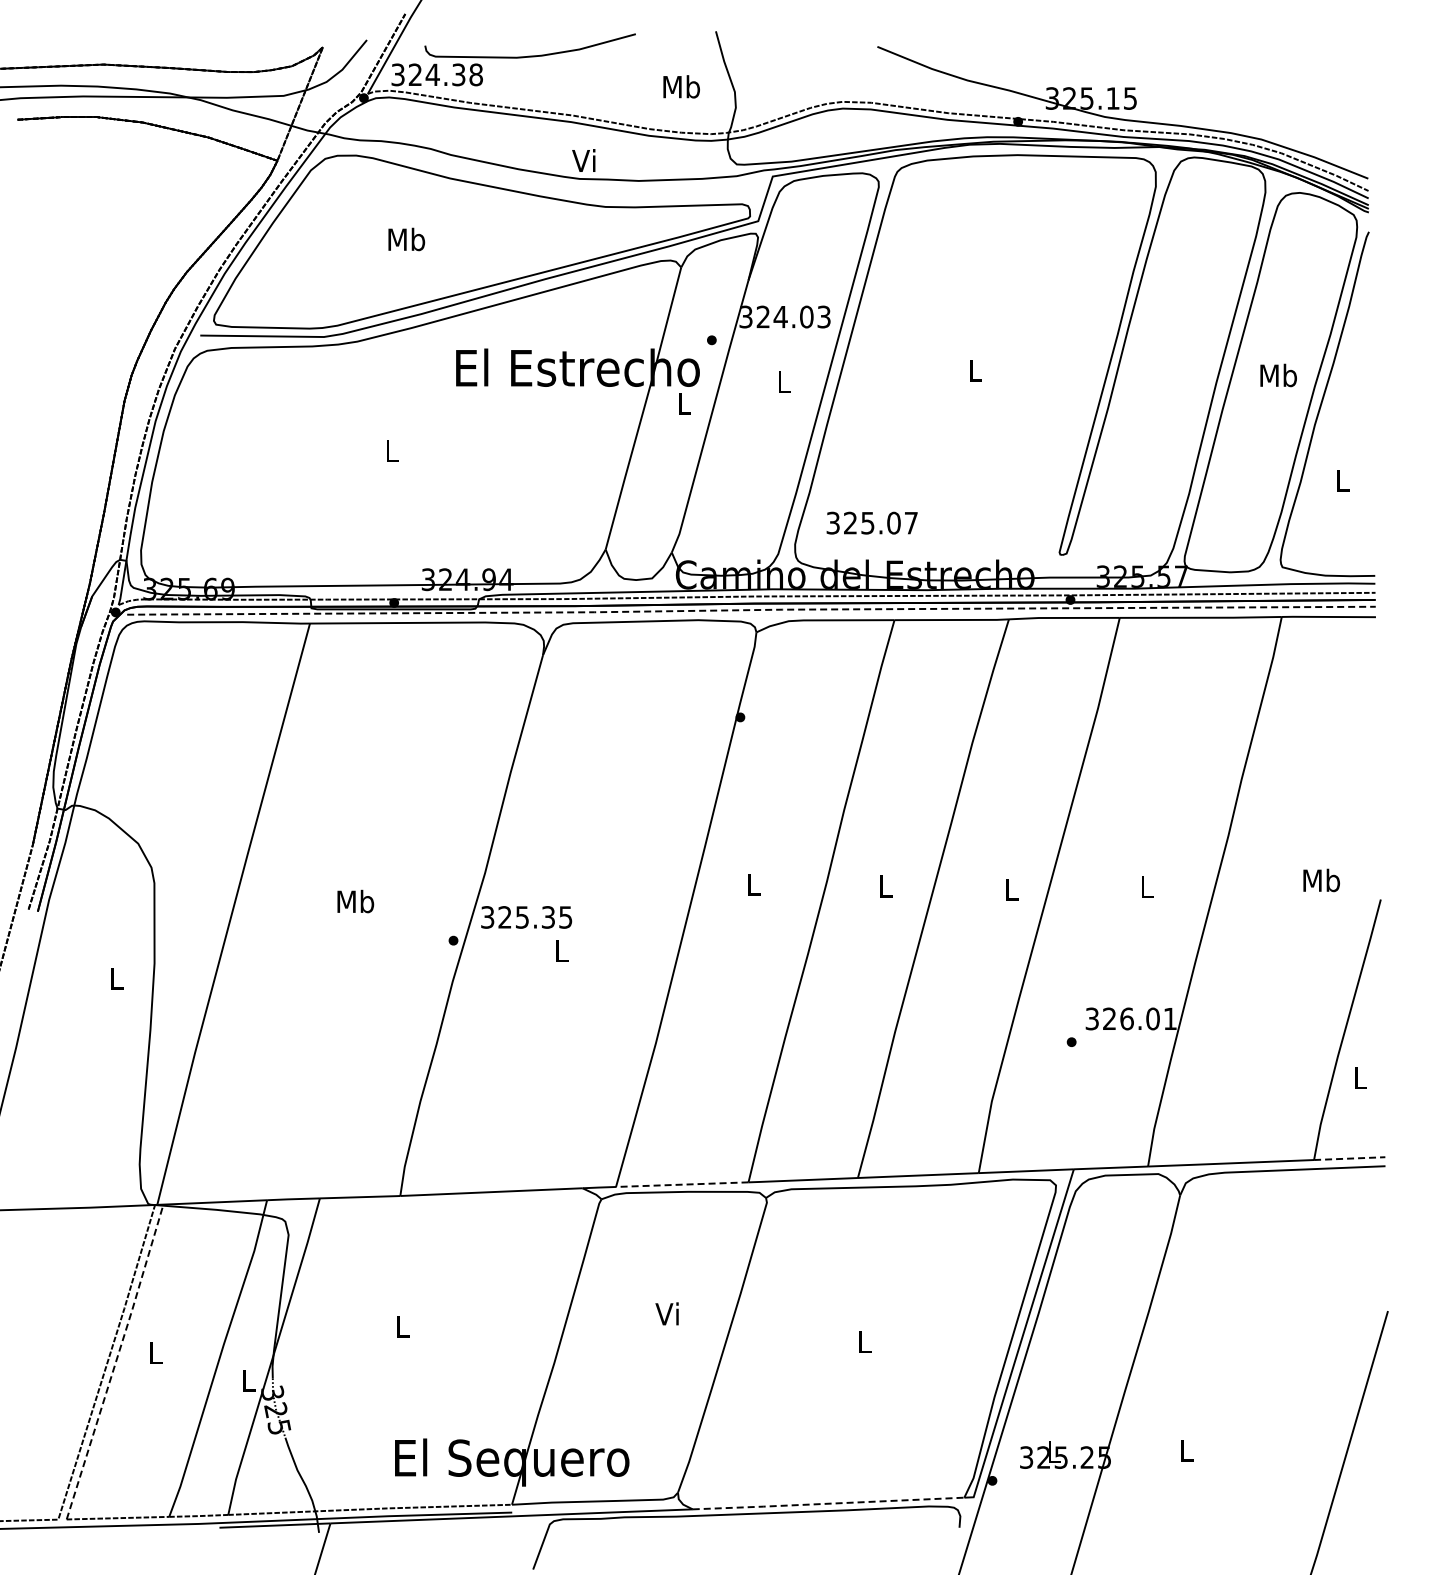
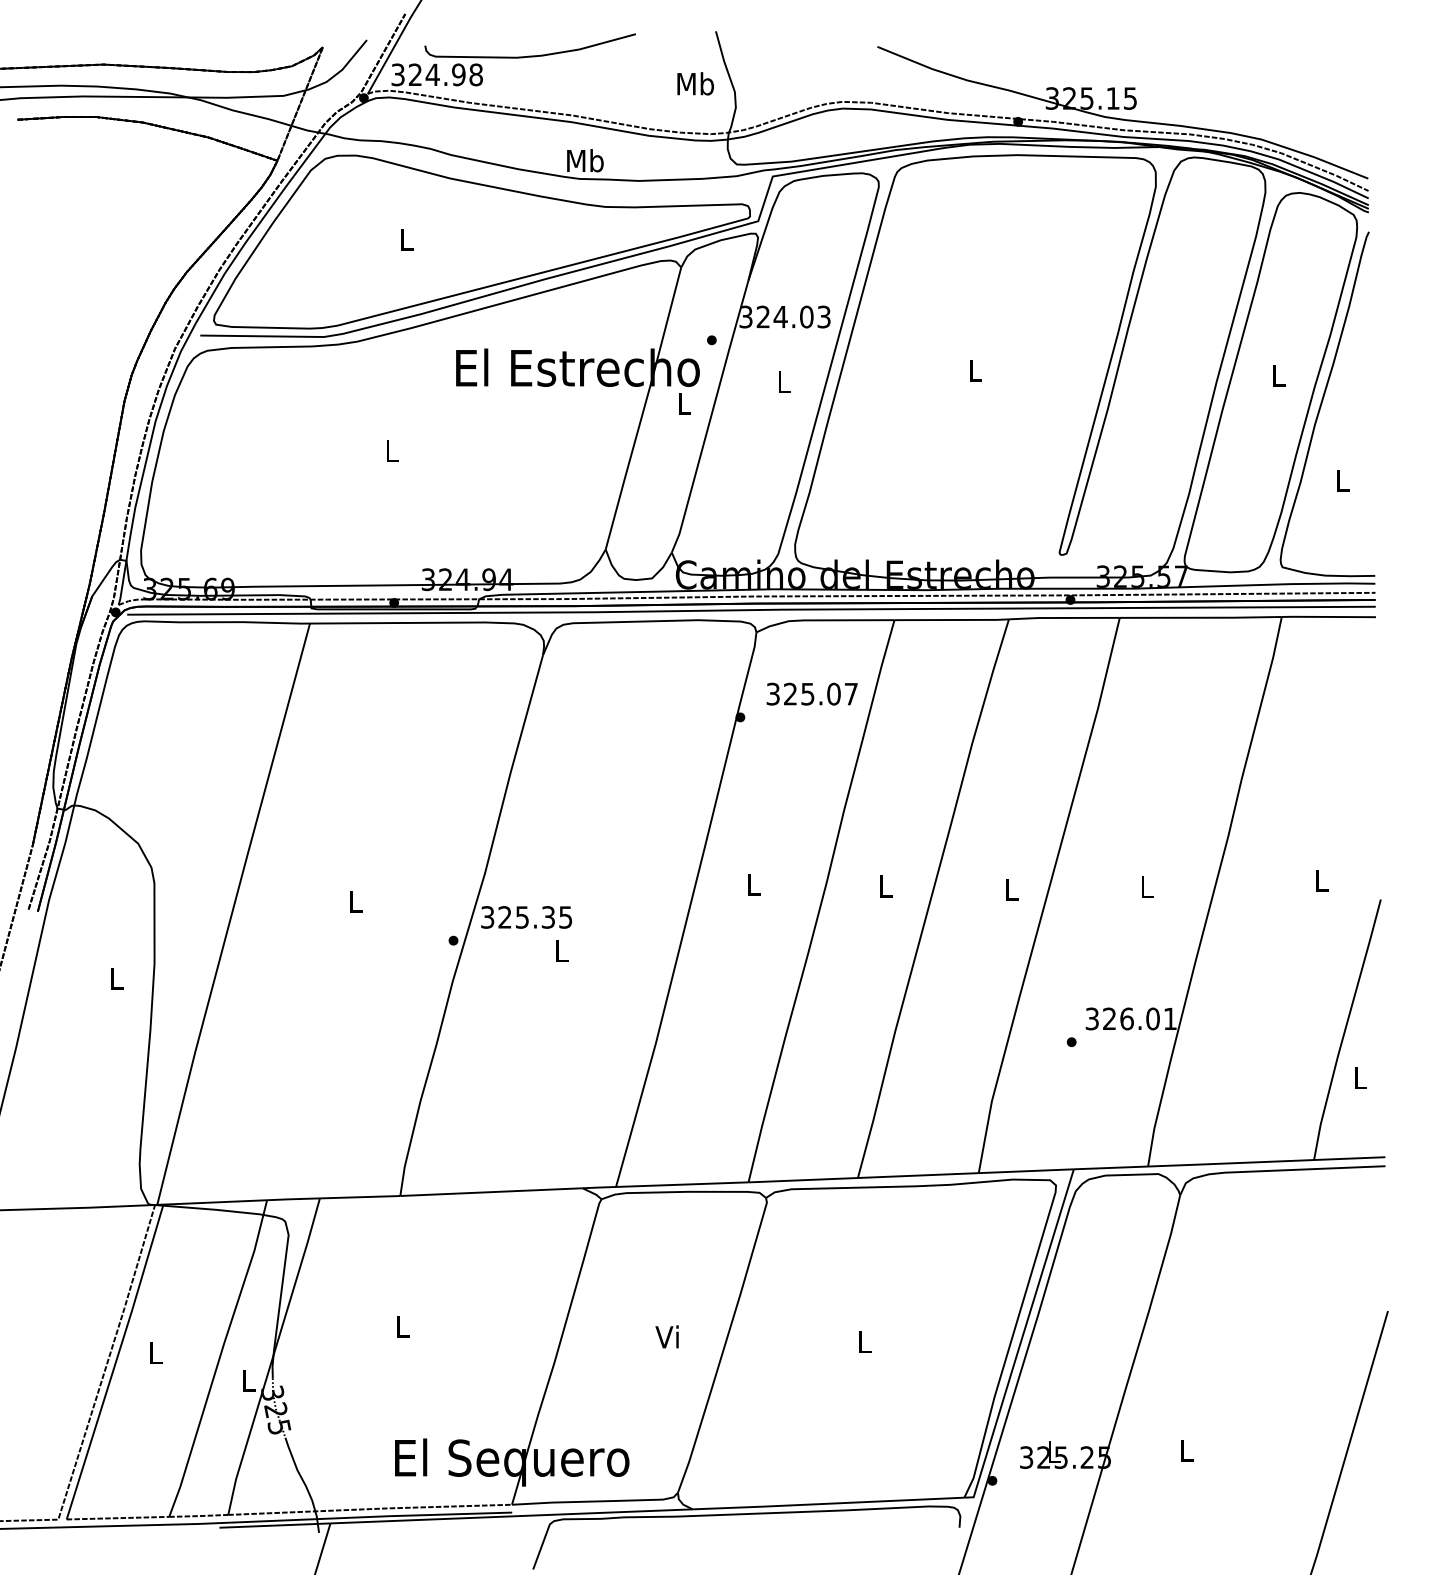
text: 324.38 -> 324.98 (458, 74)
text position: (681, 86) -> (695, 83) (695, 83)
text: Vi -> Mb (585, 160)
text: Mb -> L (406, 239)
text: Mb -> L (1278, 375)
text position: (871, 522) -> (811, 693) (811, 693)
line: dashed -> solid (751, 610)
text: Mb -> L (1321, 880)
text: Mb -> L (355, 901)
line: dashed -> solid (1349, 1158)
line: dashed -> solid (681, 1184)
text position: (666, 1313) -> (666, 1336) (666, 1336)
line: dashed -> solid (116, 1361)
line: dashed -> solid (827, 1503)
